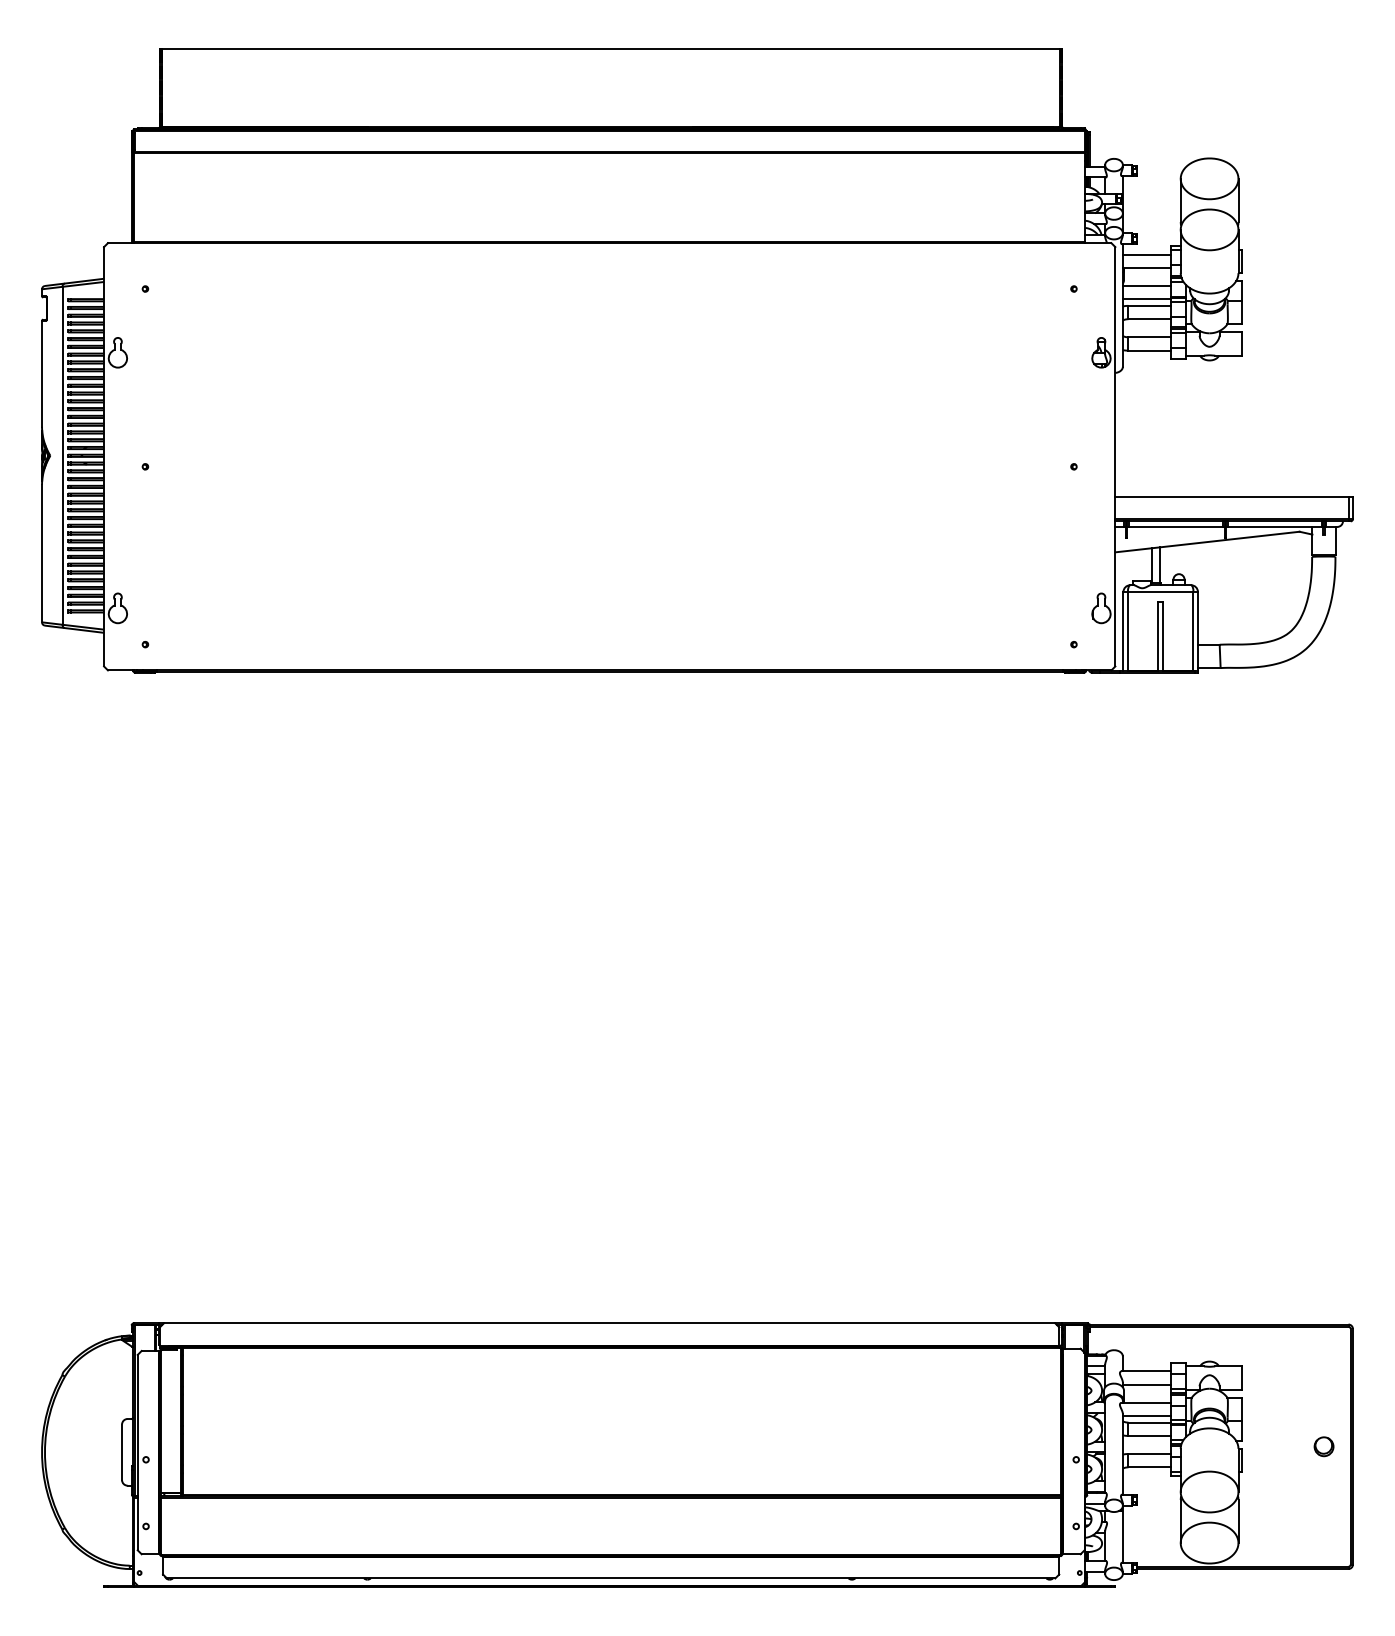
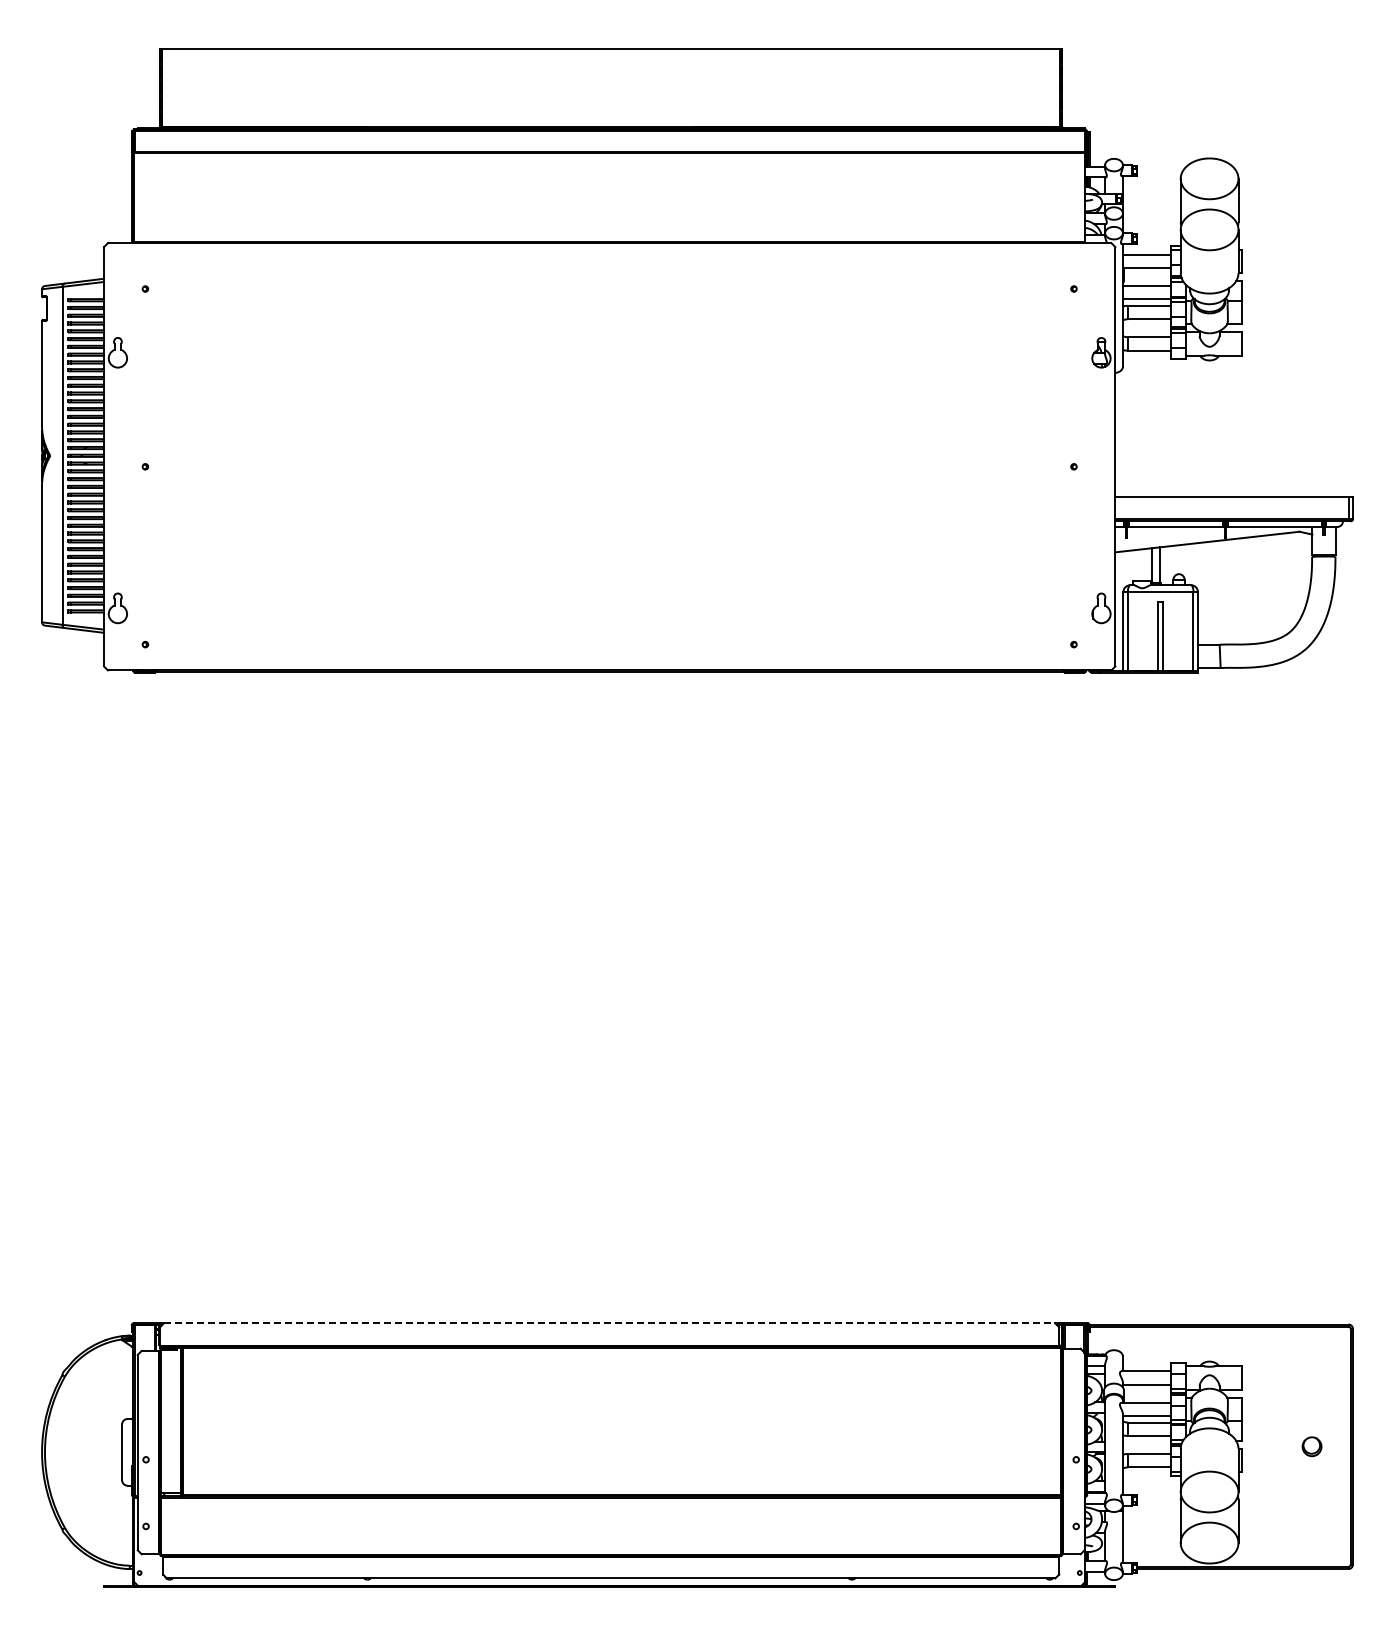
line: solid -> dashed (609, 1323)
part position: (1323, 1446) -> (1311, 1446) (1311, 1446)
